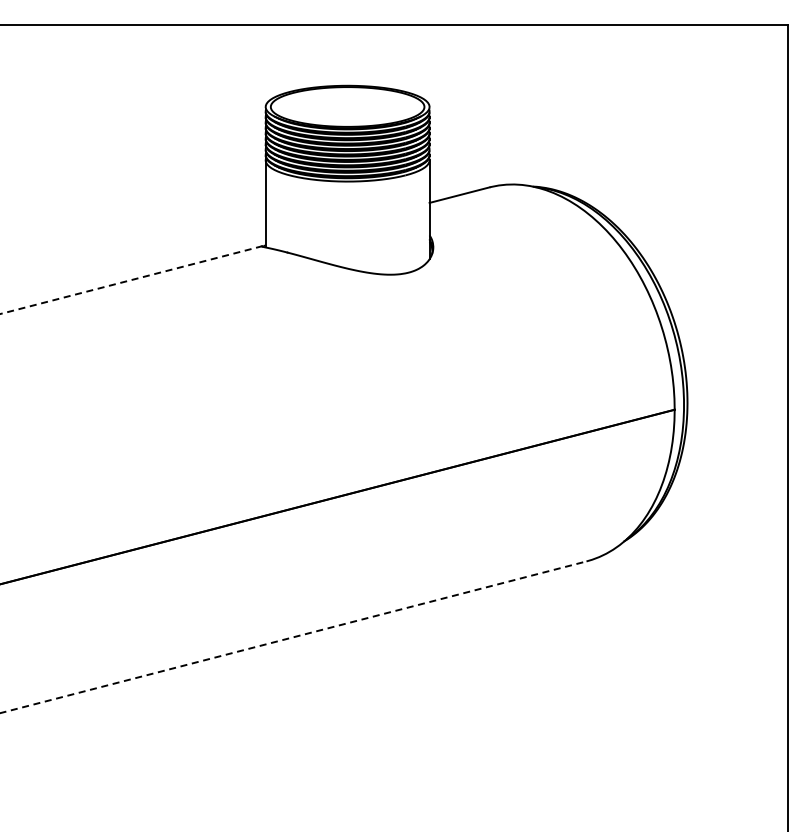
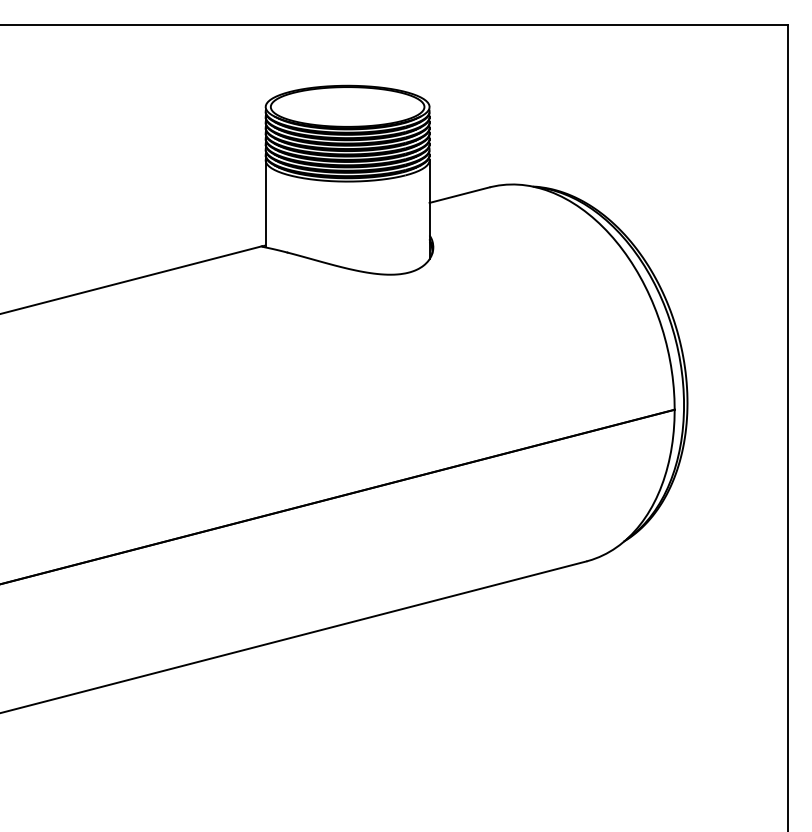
line: dashed -> solid (131, 280)
line: dashed -> solid (293, 637)
